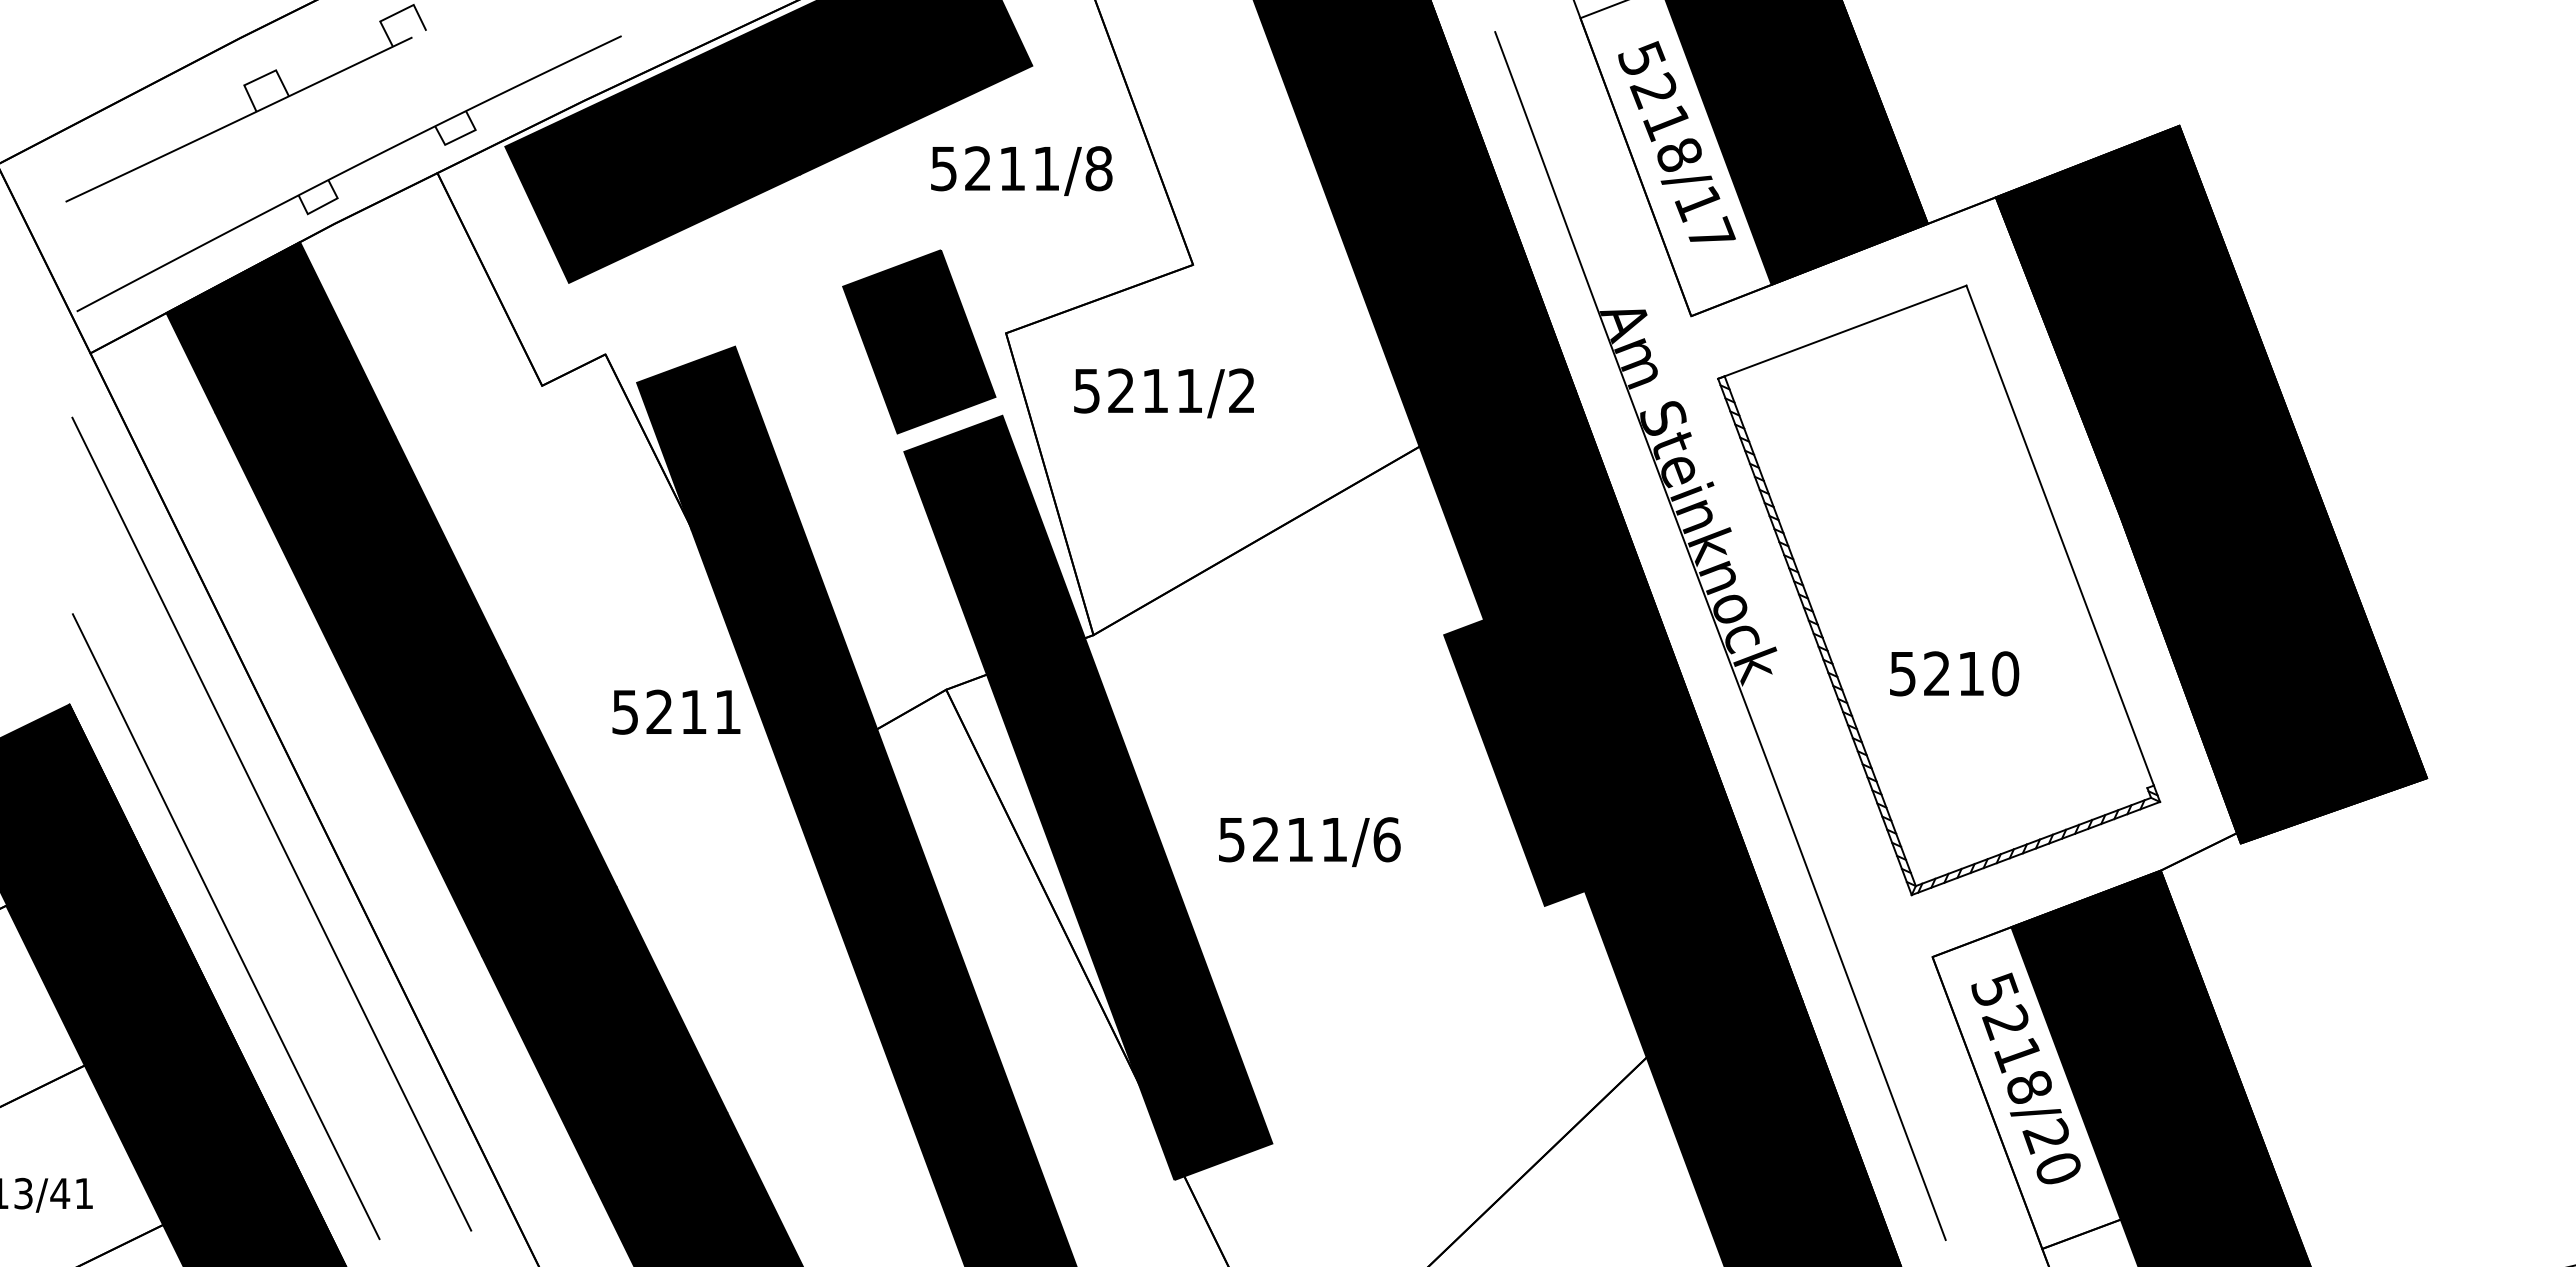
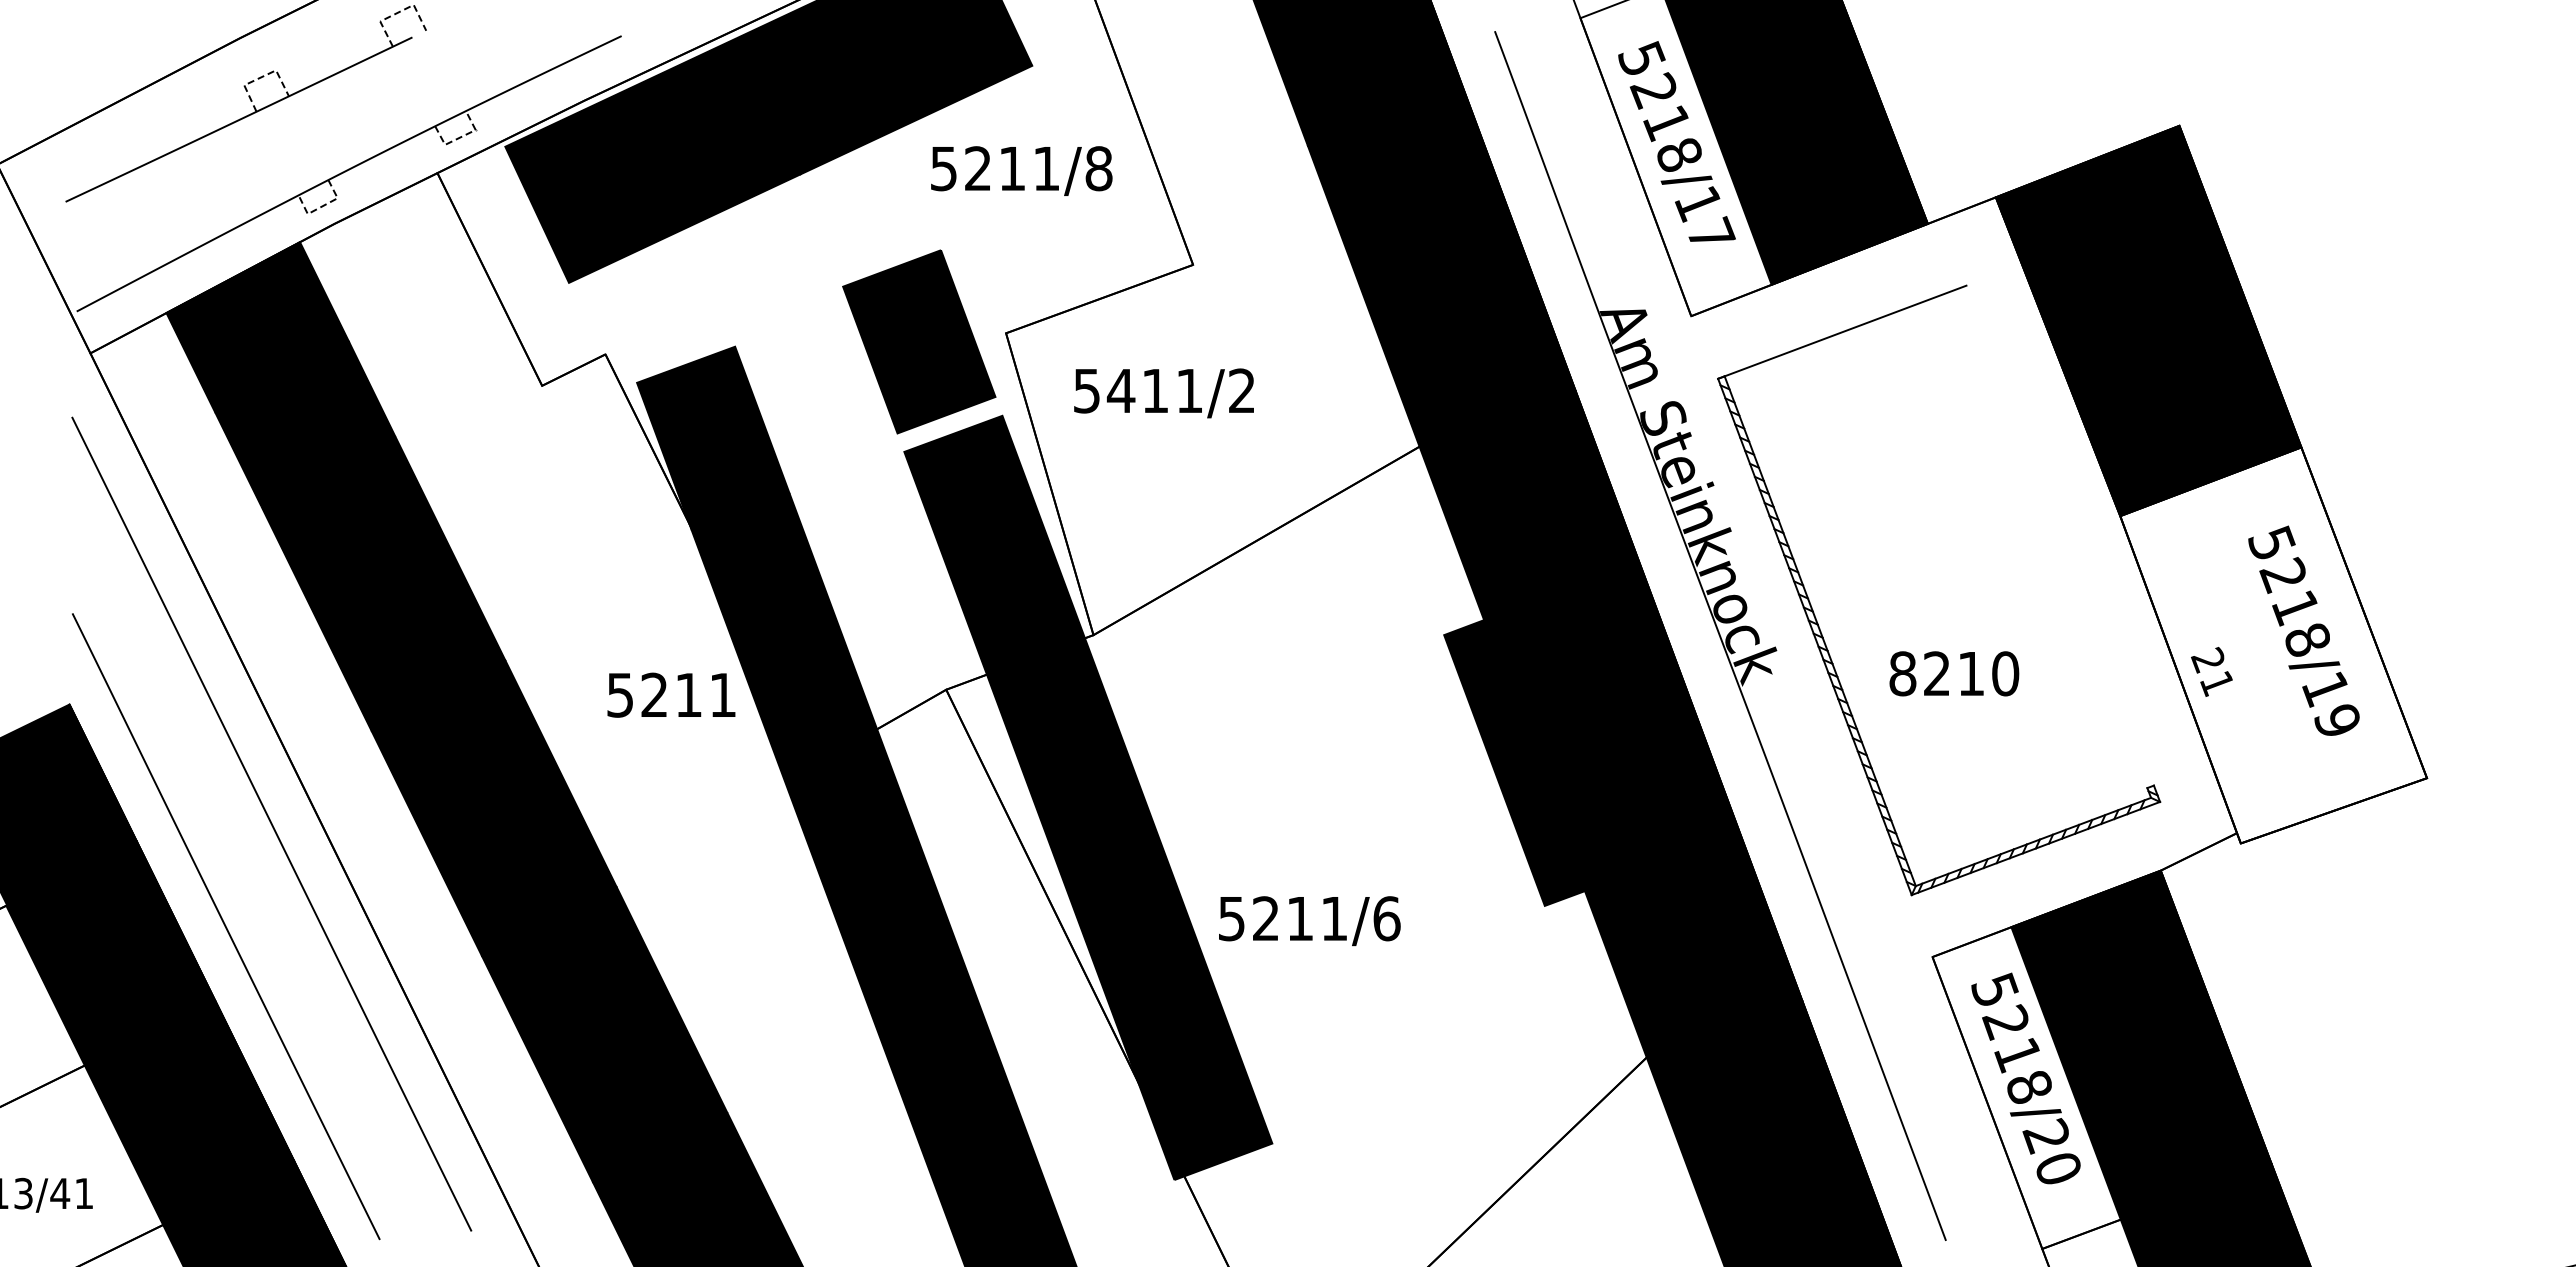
line: solid -> dashed (397, 13)
line: solid -> dashed (260, 77)
line: solid -> dashed (460, 137)
line: solid -> dashed (322, 206)
text: 5211/2 -> 5411/2 (1120, 390)
line: present -> none (2059, 535)
fill: present -> none (2273, 645)
text: 5210 -> 8210 (1902, 673)
text position: (676, 711) -> (671, 694) (671, 694)
text position: (1309, 842) -> (1309, 921) (1309, 921)
